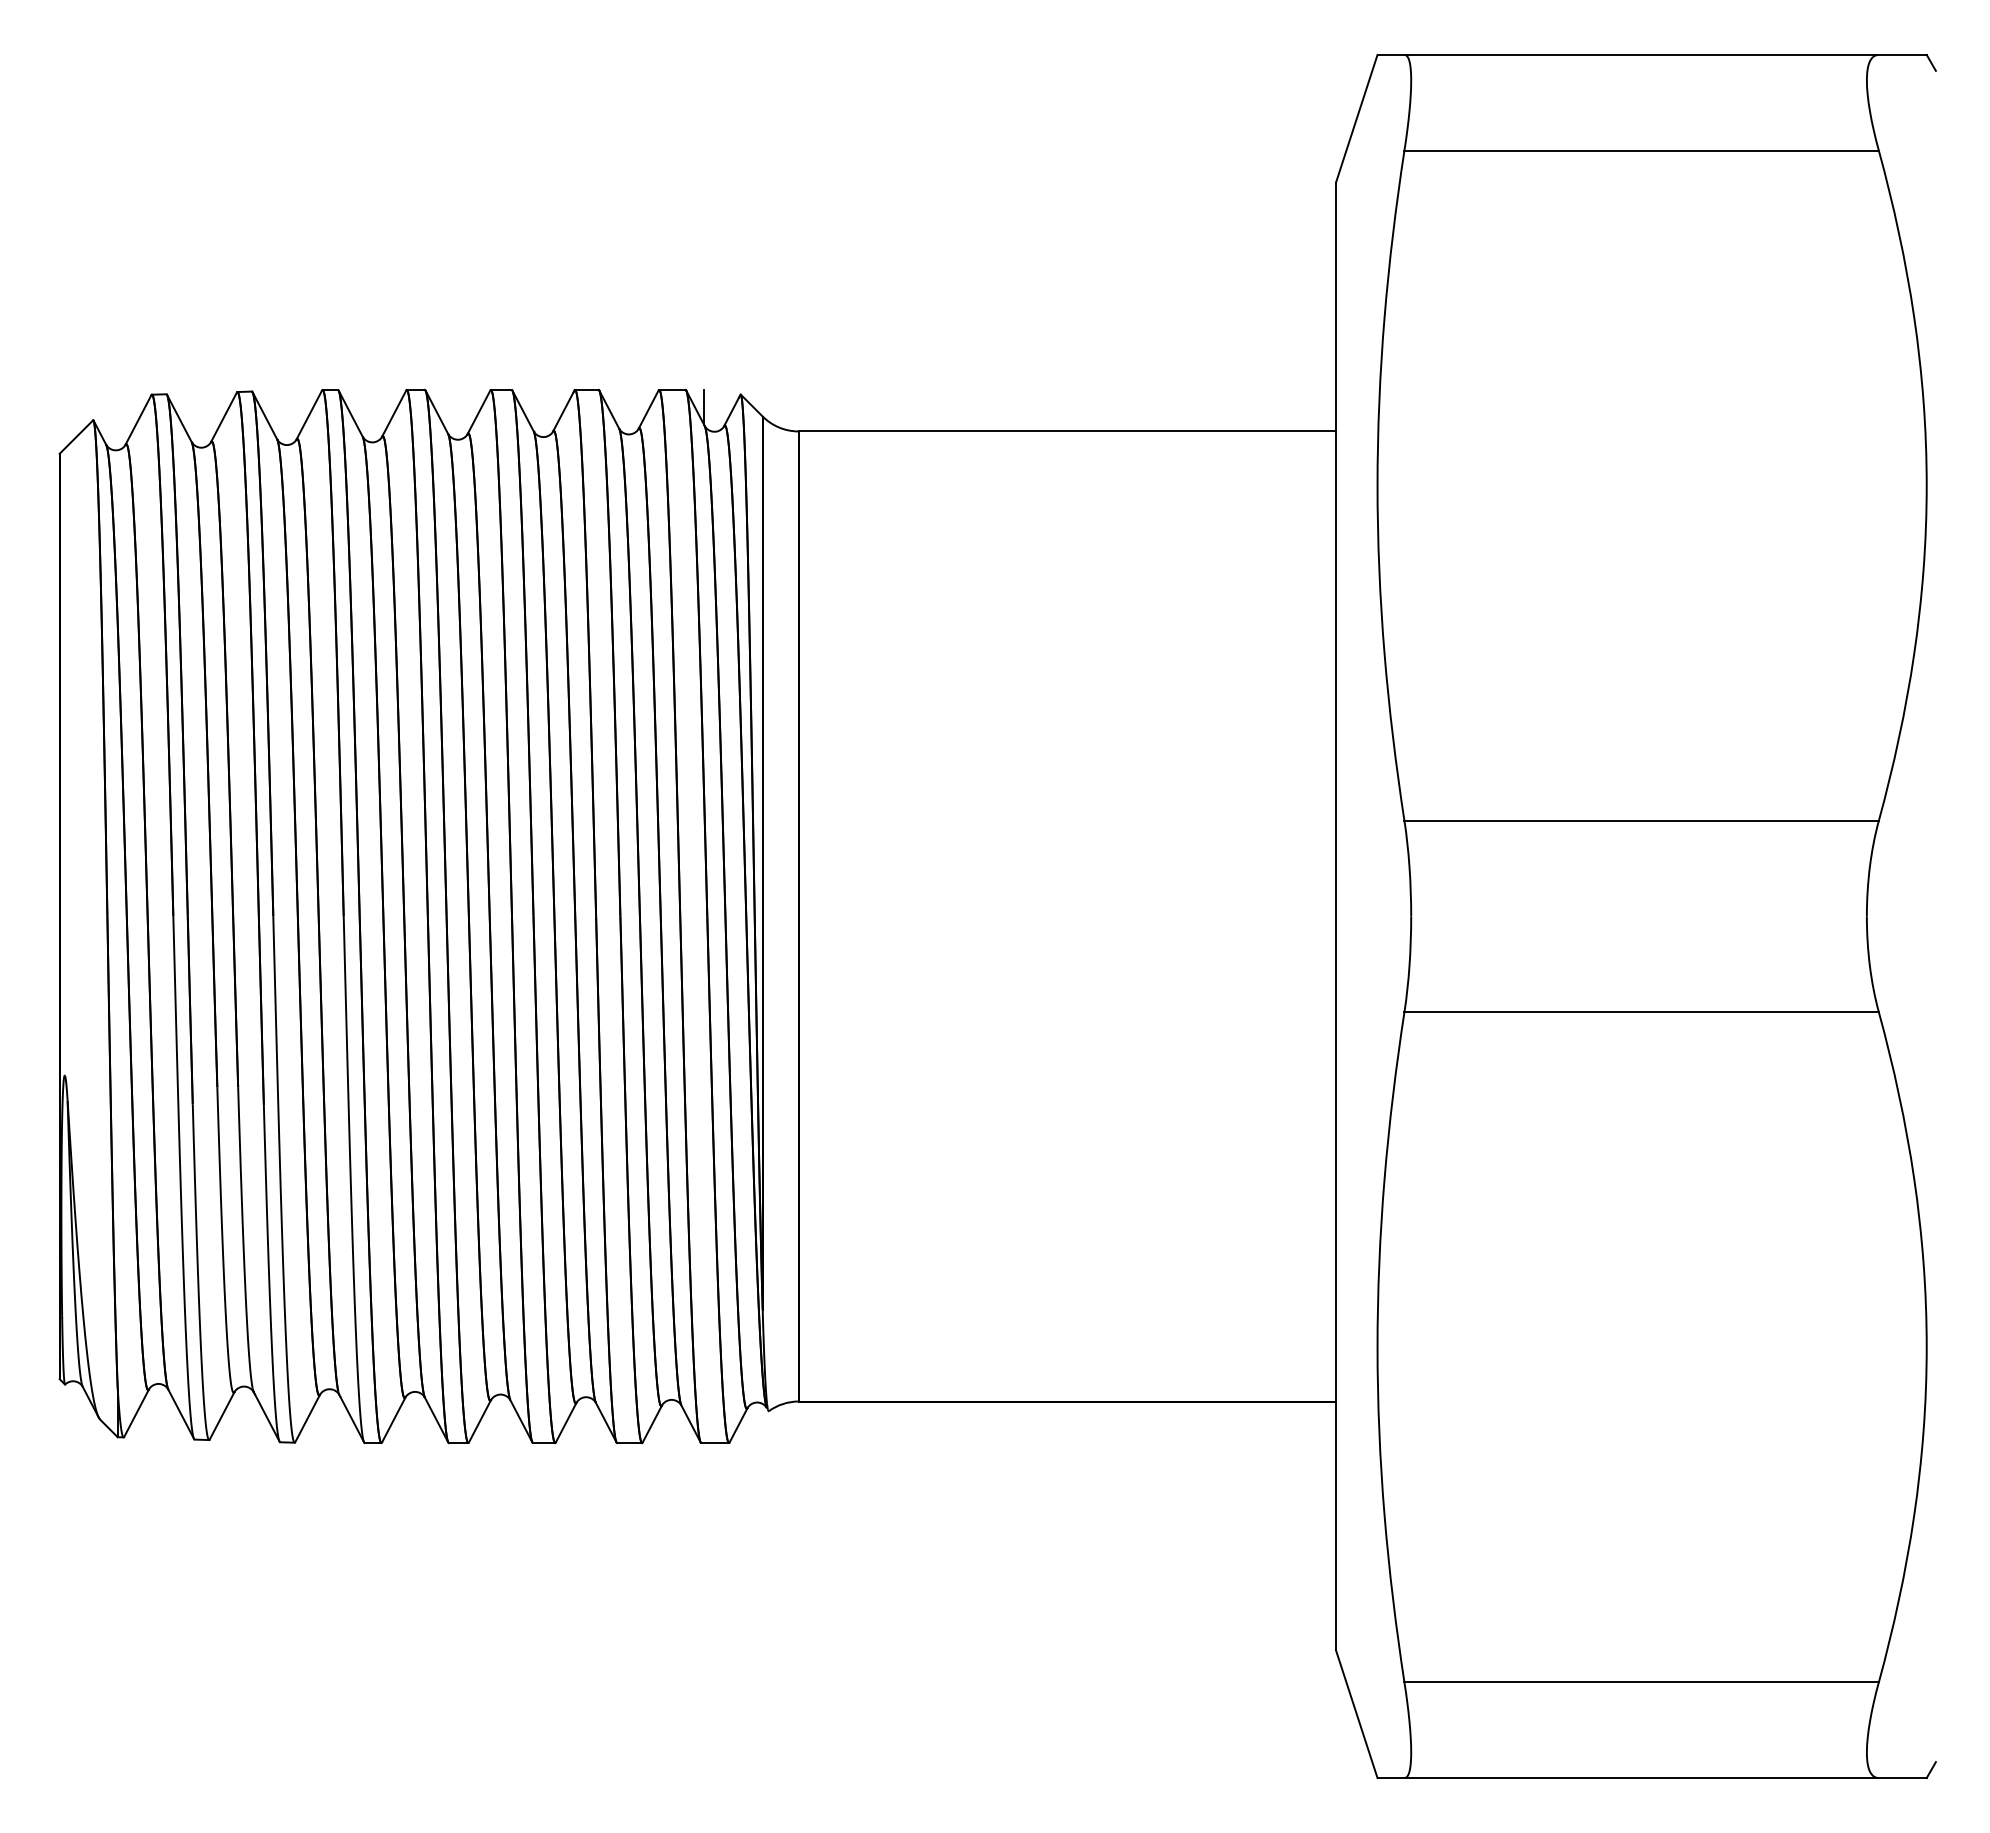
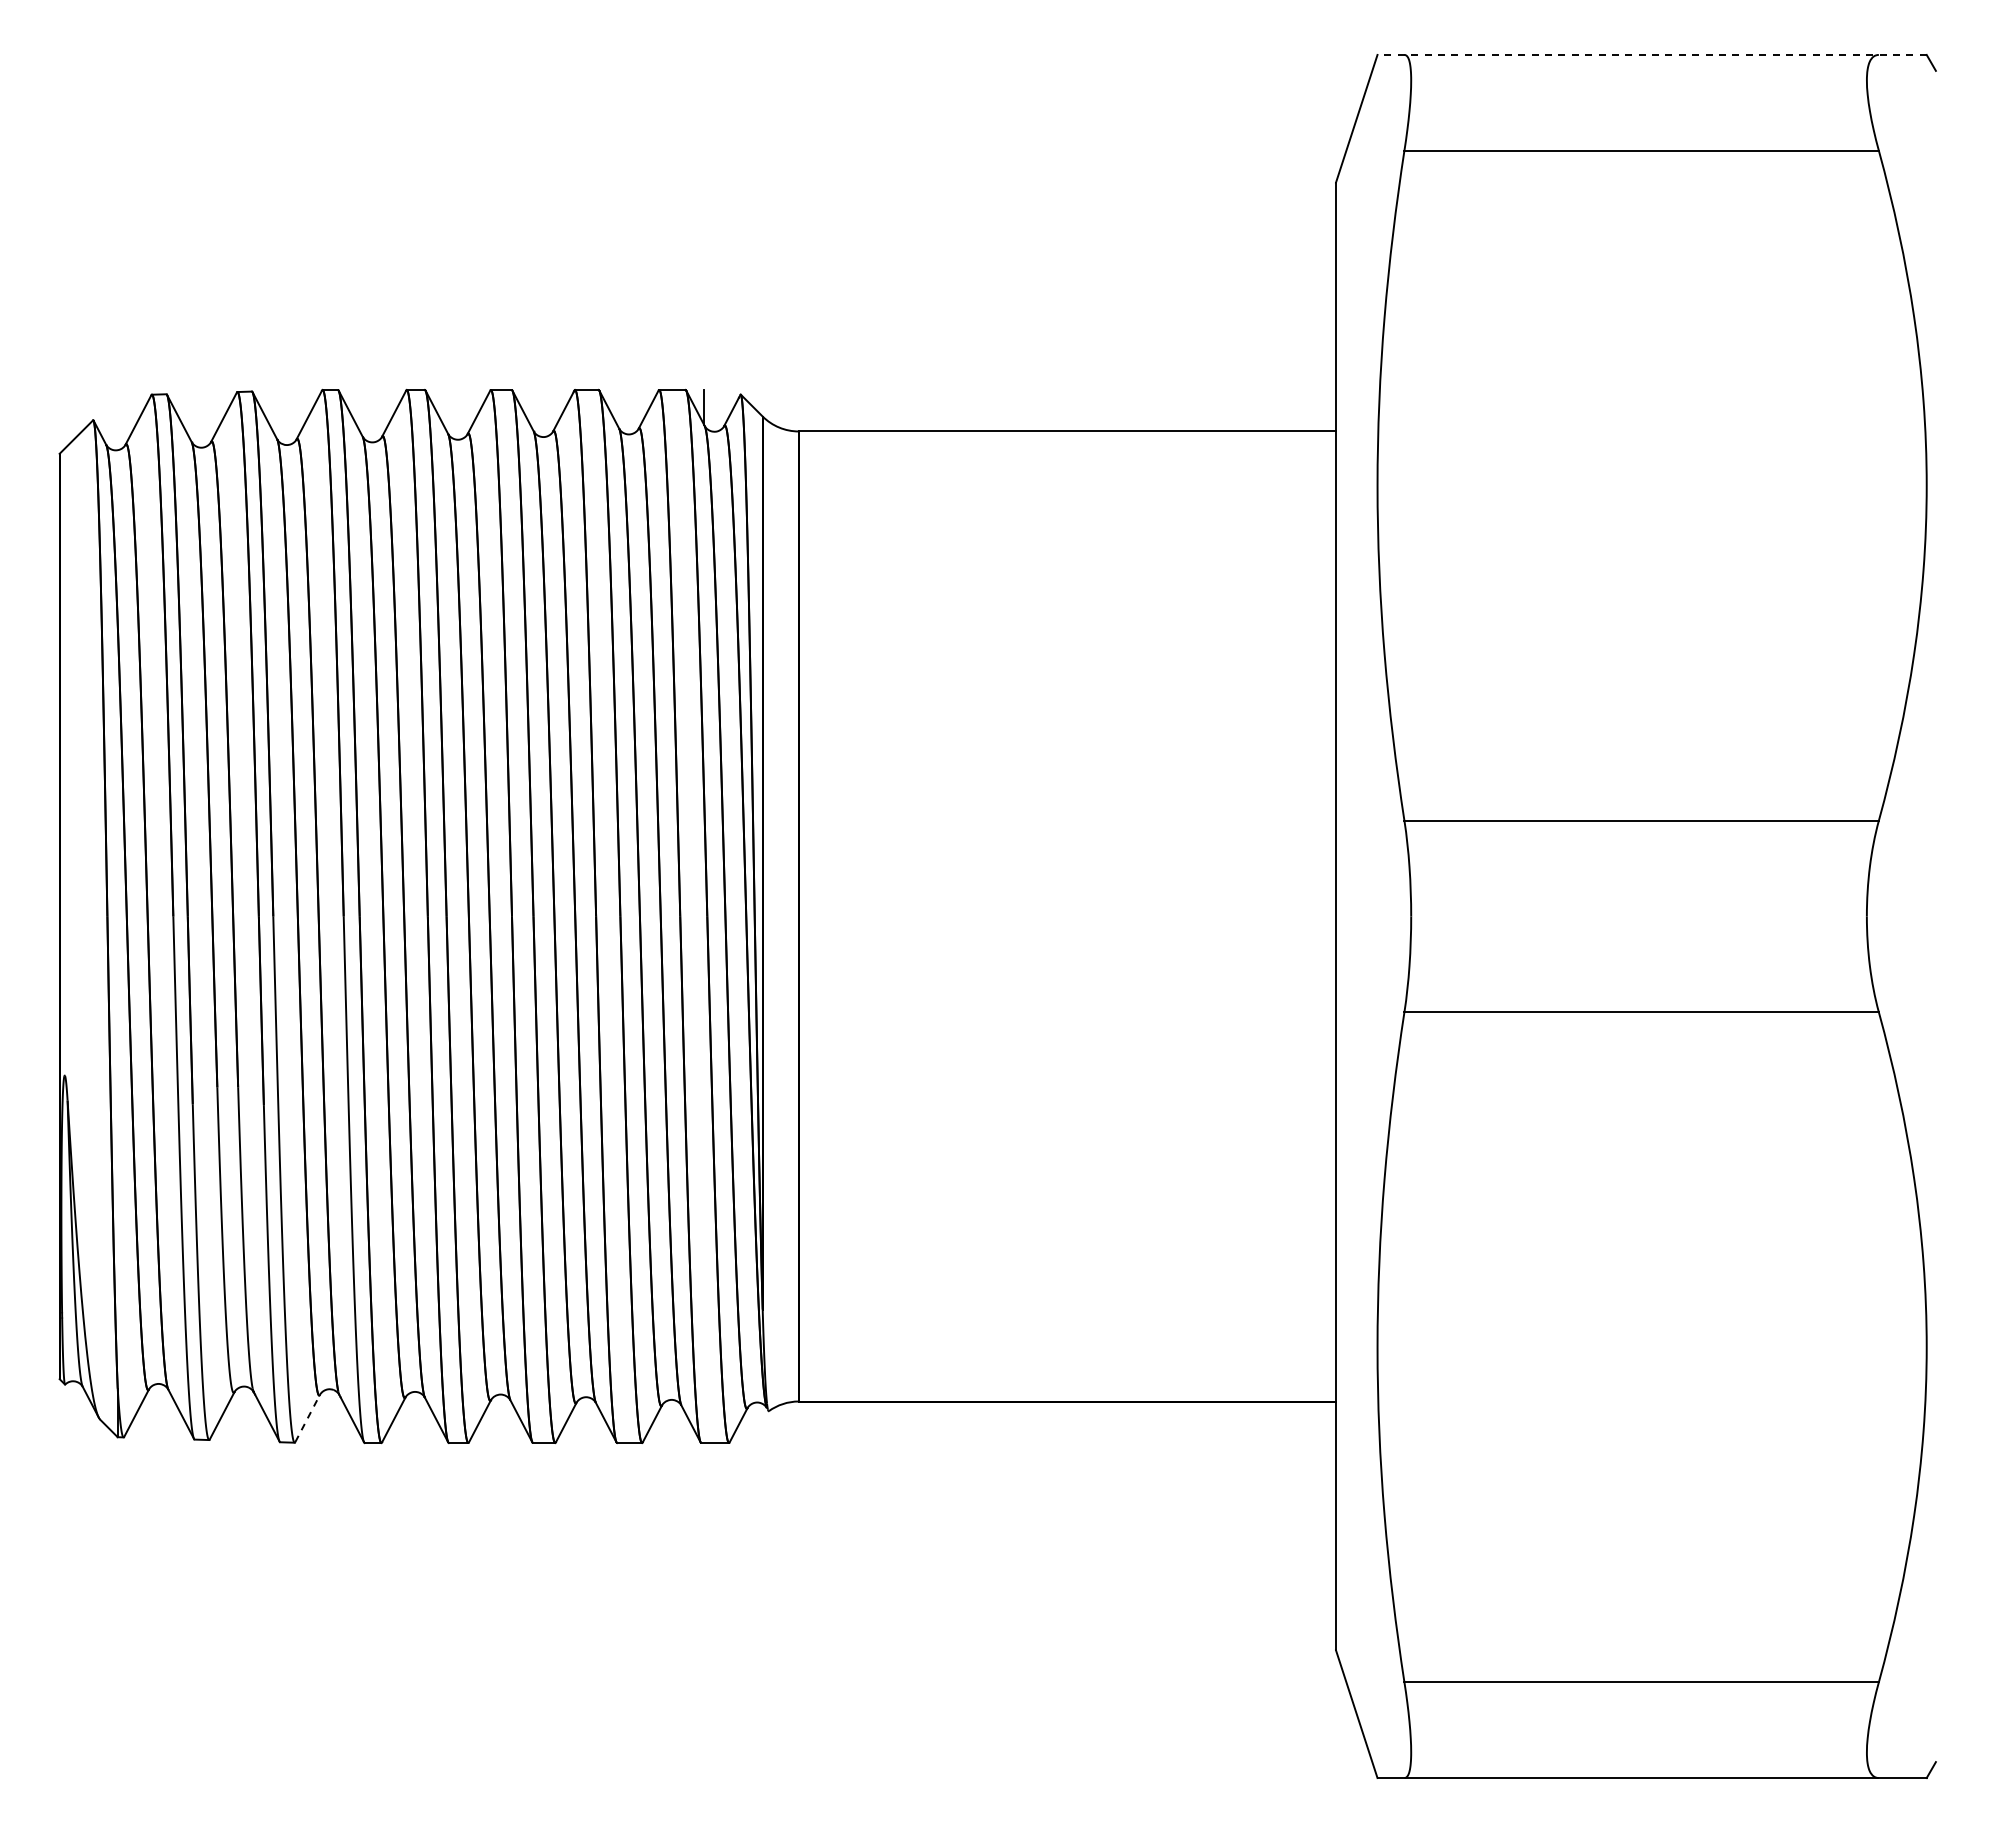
line: solid -> dashed (1652, 54)
line: solid -> dashed (307, 1418)
